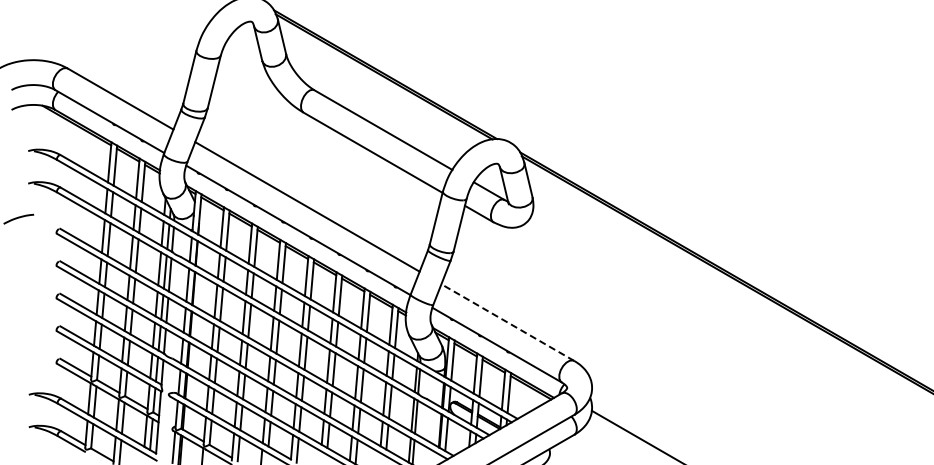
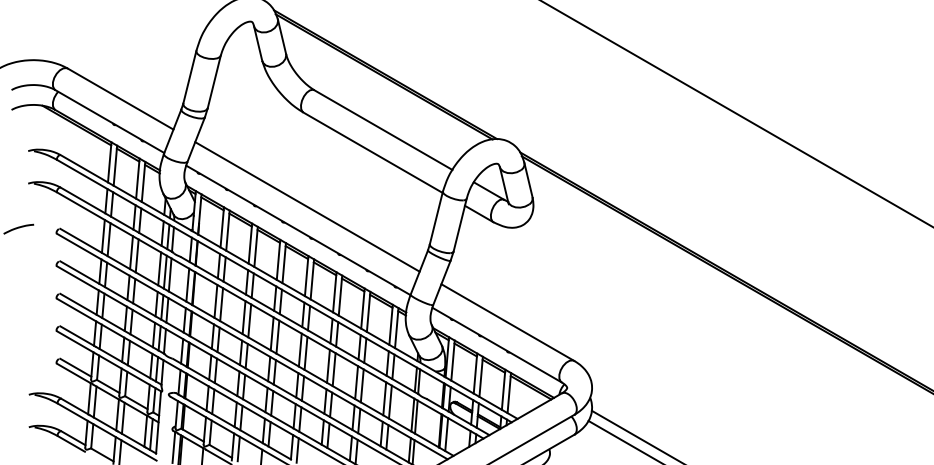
line: none -> present (736, 113)
curve position: (18, 218) -> (18, 228) (18, 228)
line: dashed -> solid (507, 322)
line: none -> present (623, 440)
